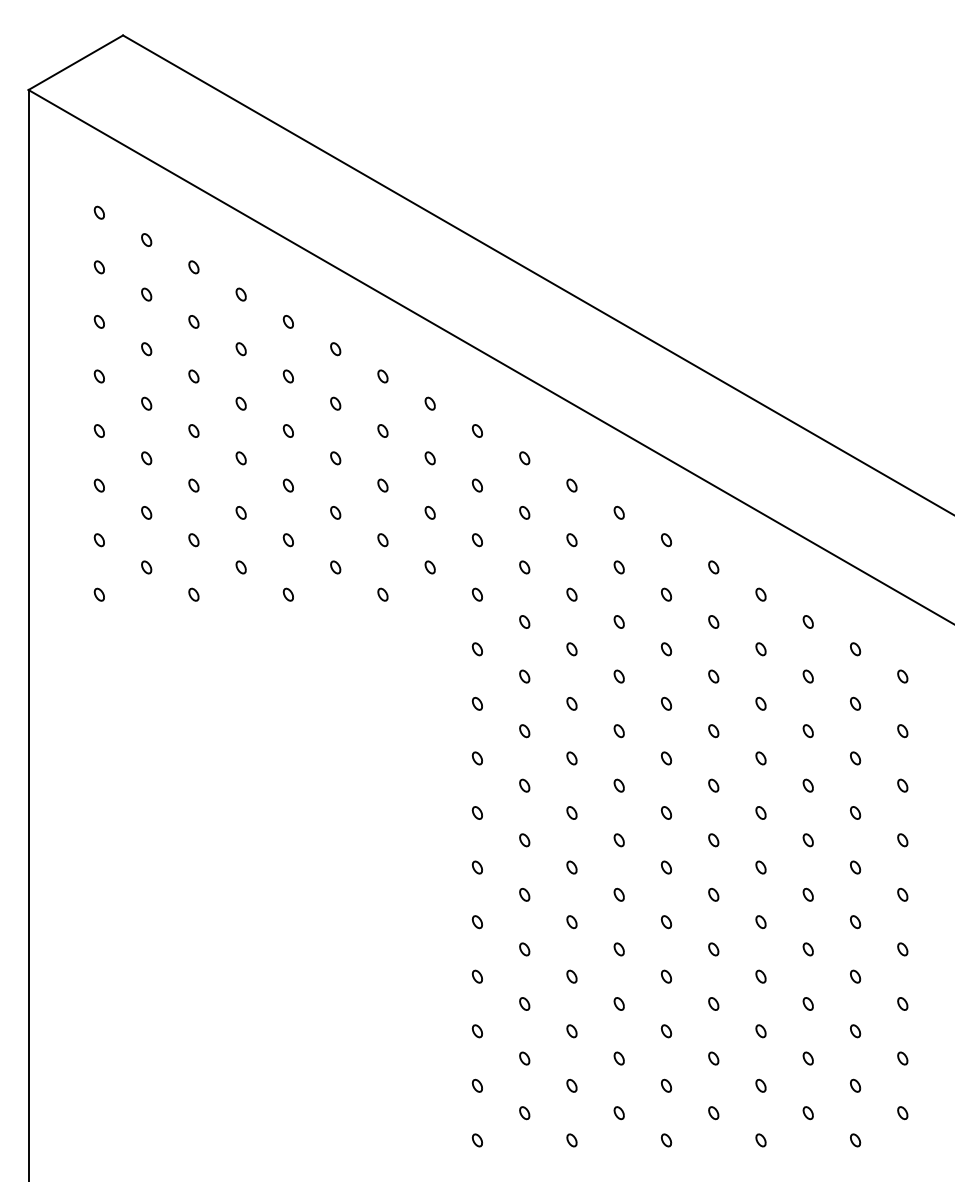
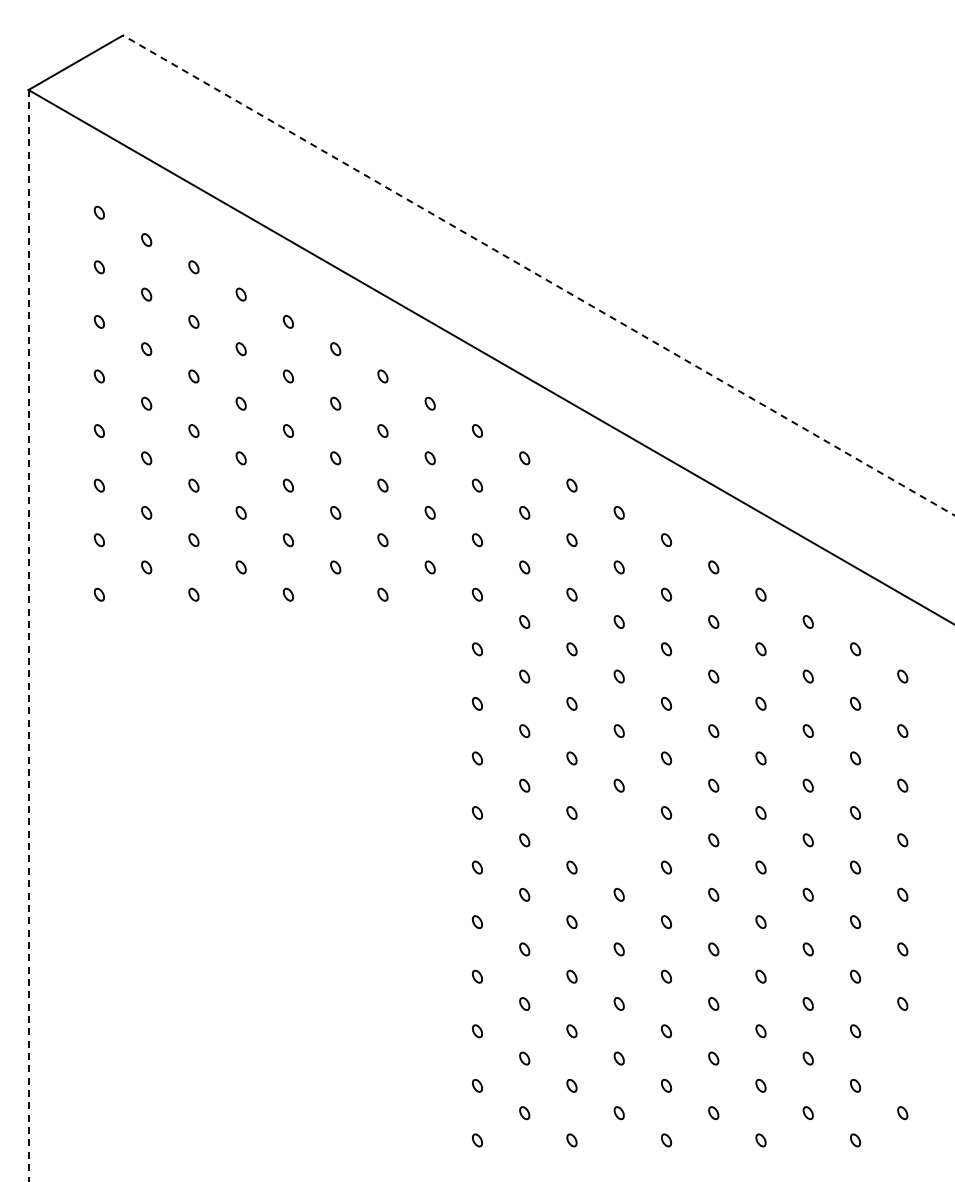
line: solid -> dashed (538, 275)
line: solid -> dashed (28, 635)
part: present -> none (618, 840)
part: present -> none (902, 1058)
